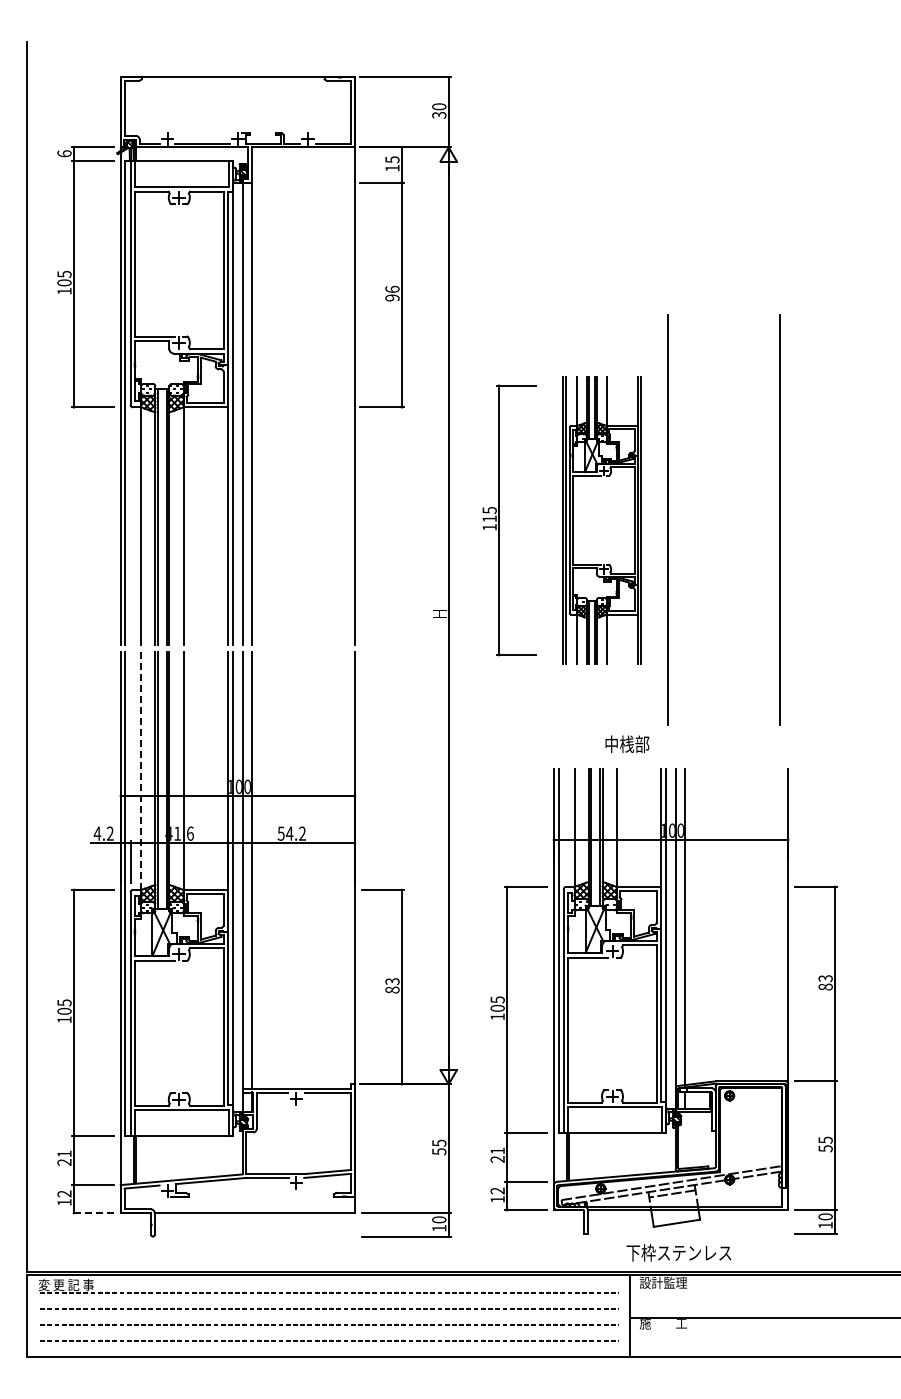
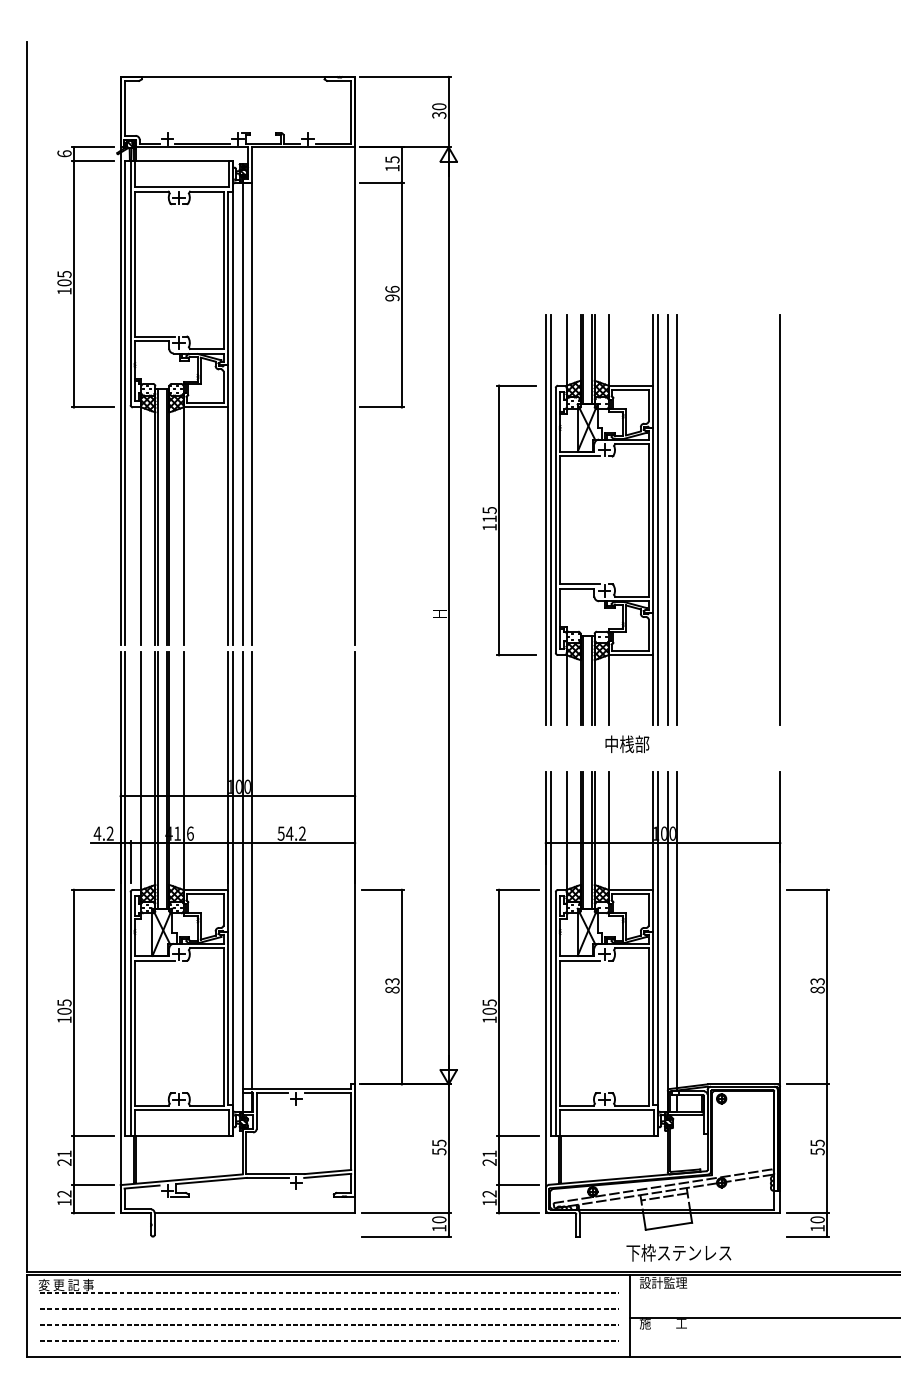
part size: 80x289 px -> 114x412 px (601, 519)
line: none -> present (676, 520)
line: dashed -> solid (141, 771)
part position: (663, 1001) -> (655, 1004) (655, 1004)
line: dashed -> solid (92, 1213)
